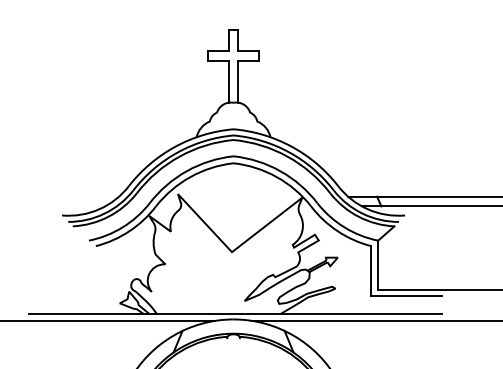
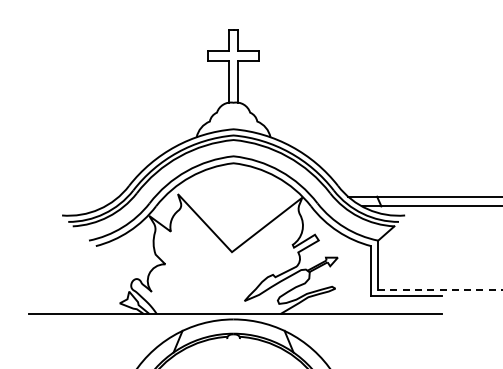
line: solid -> dashed (440, 289)
line: present -> none (108, 320)
line: present -> none (375, 320)
